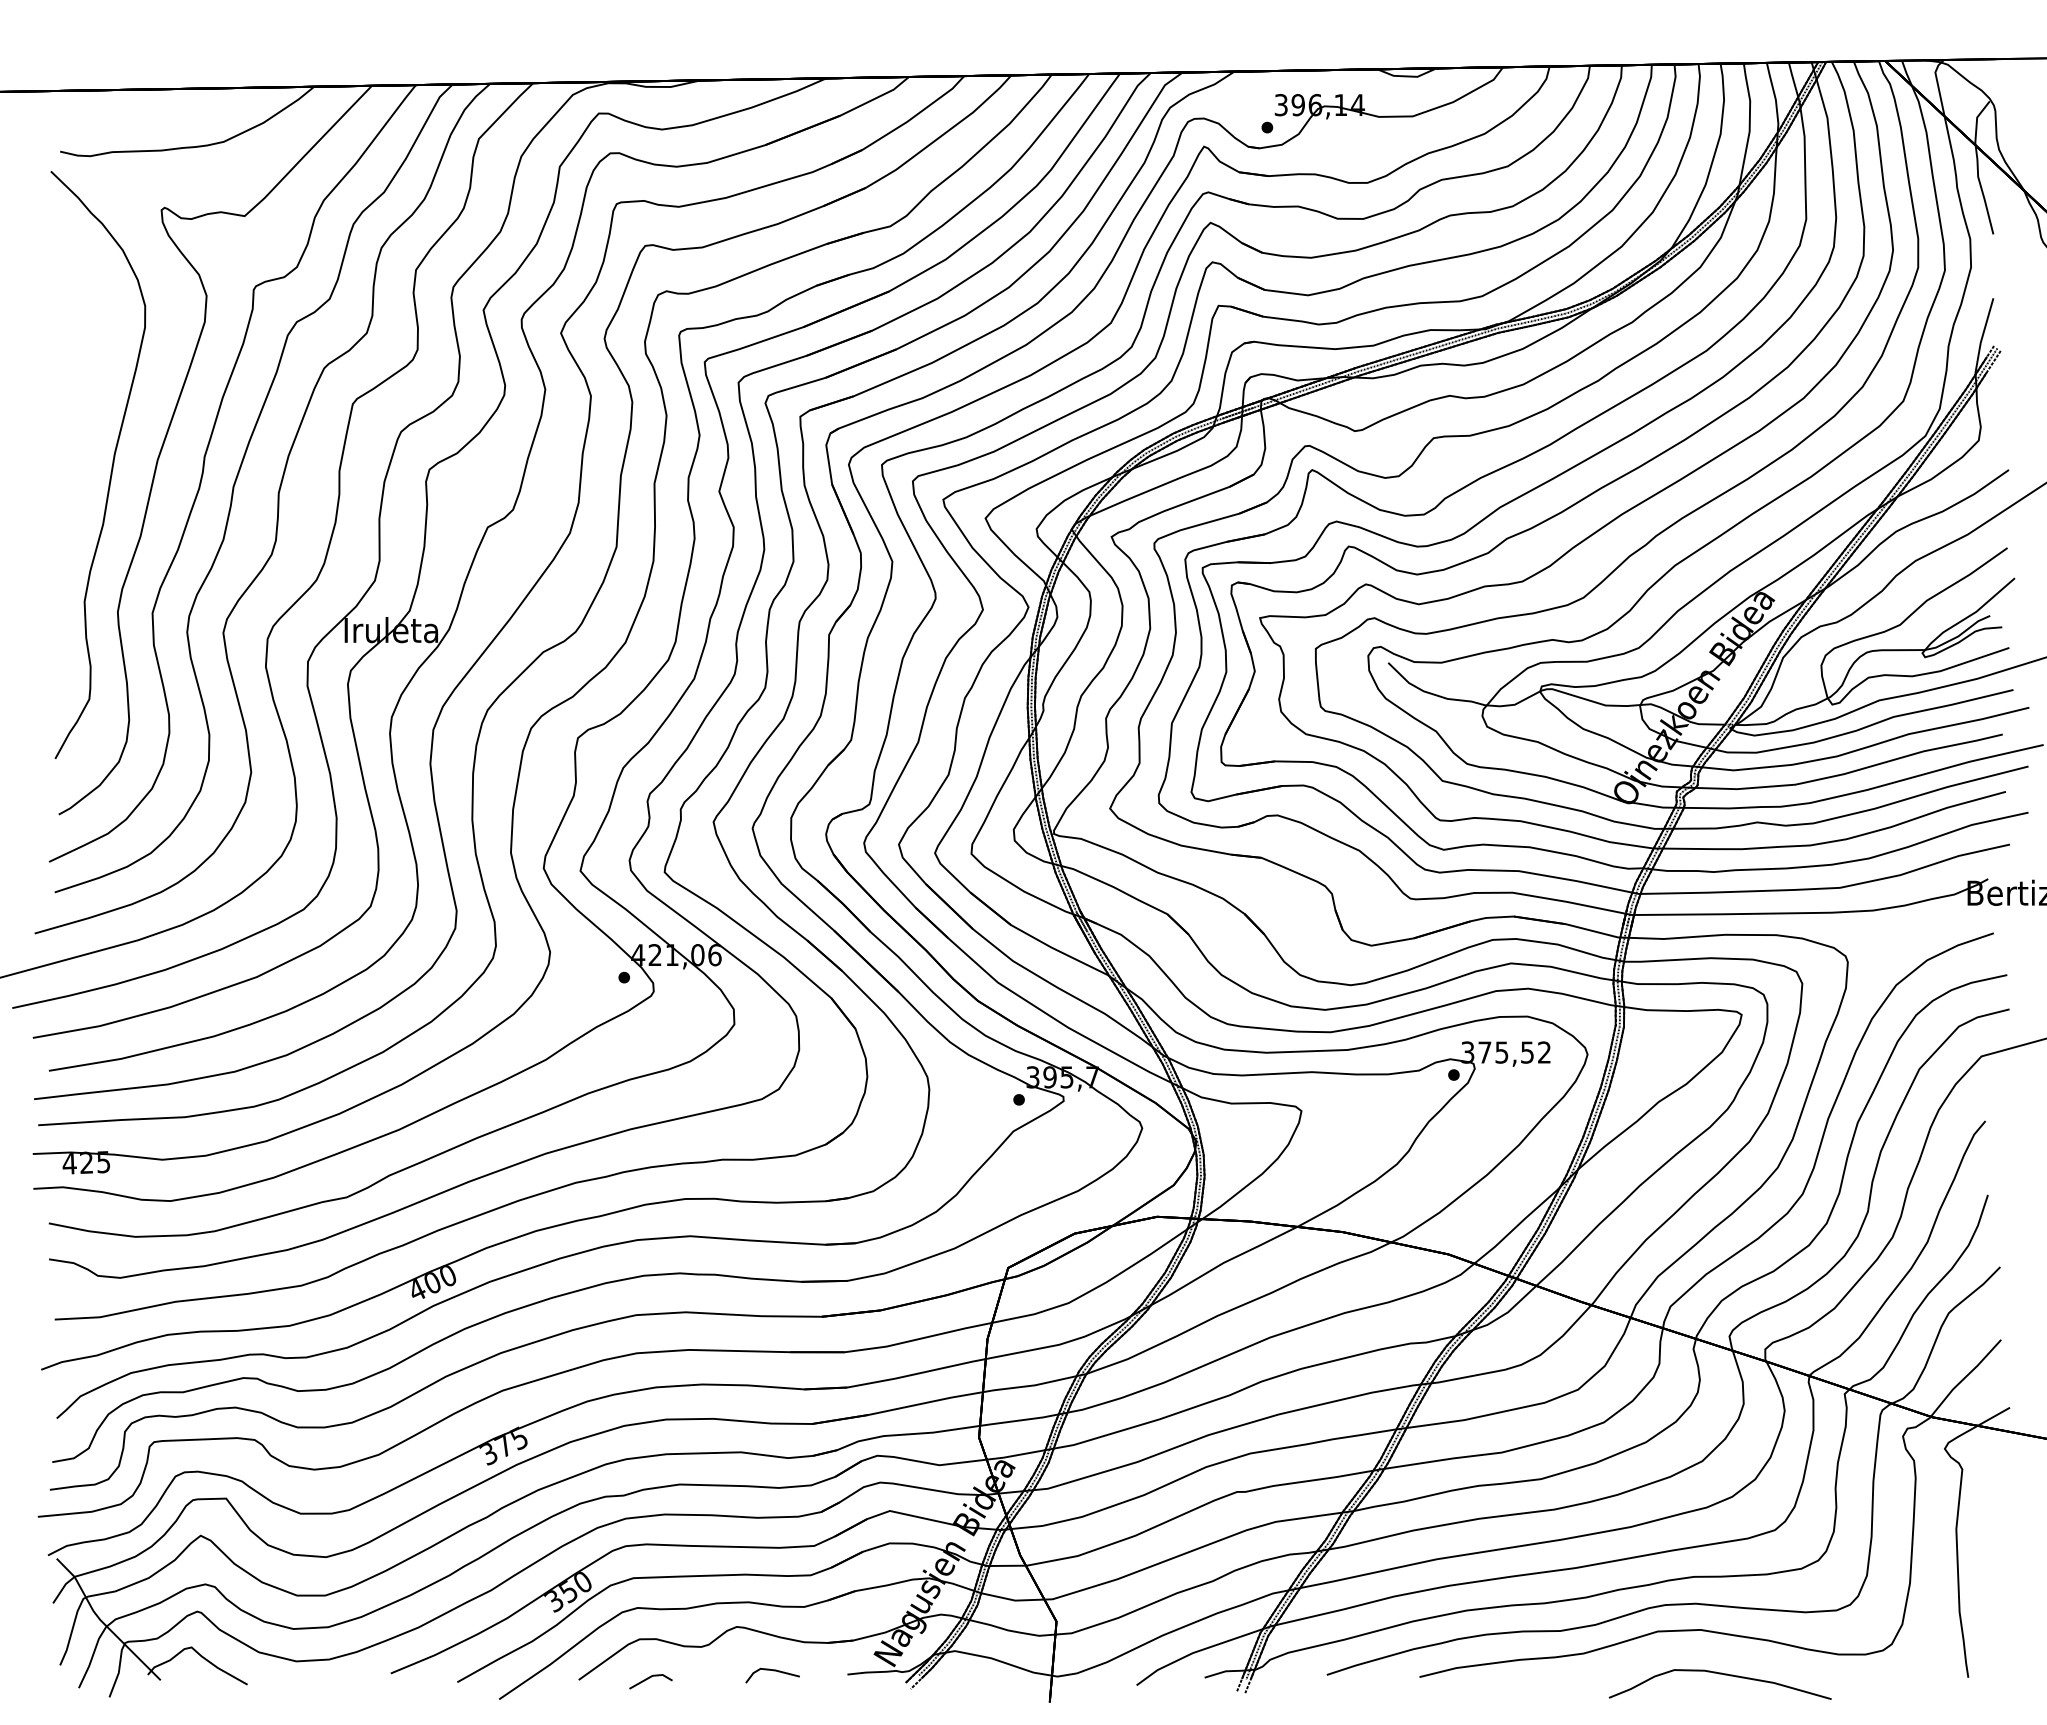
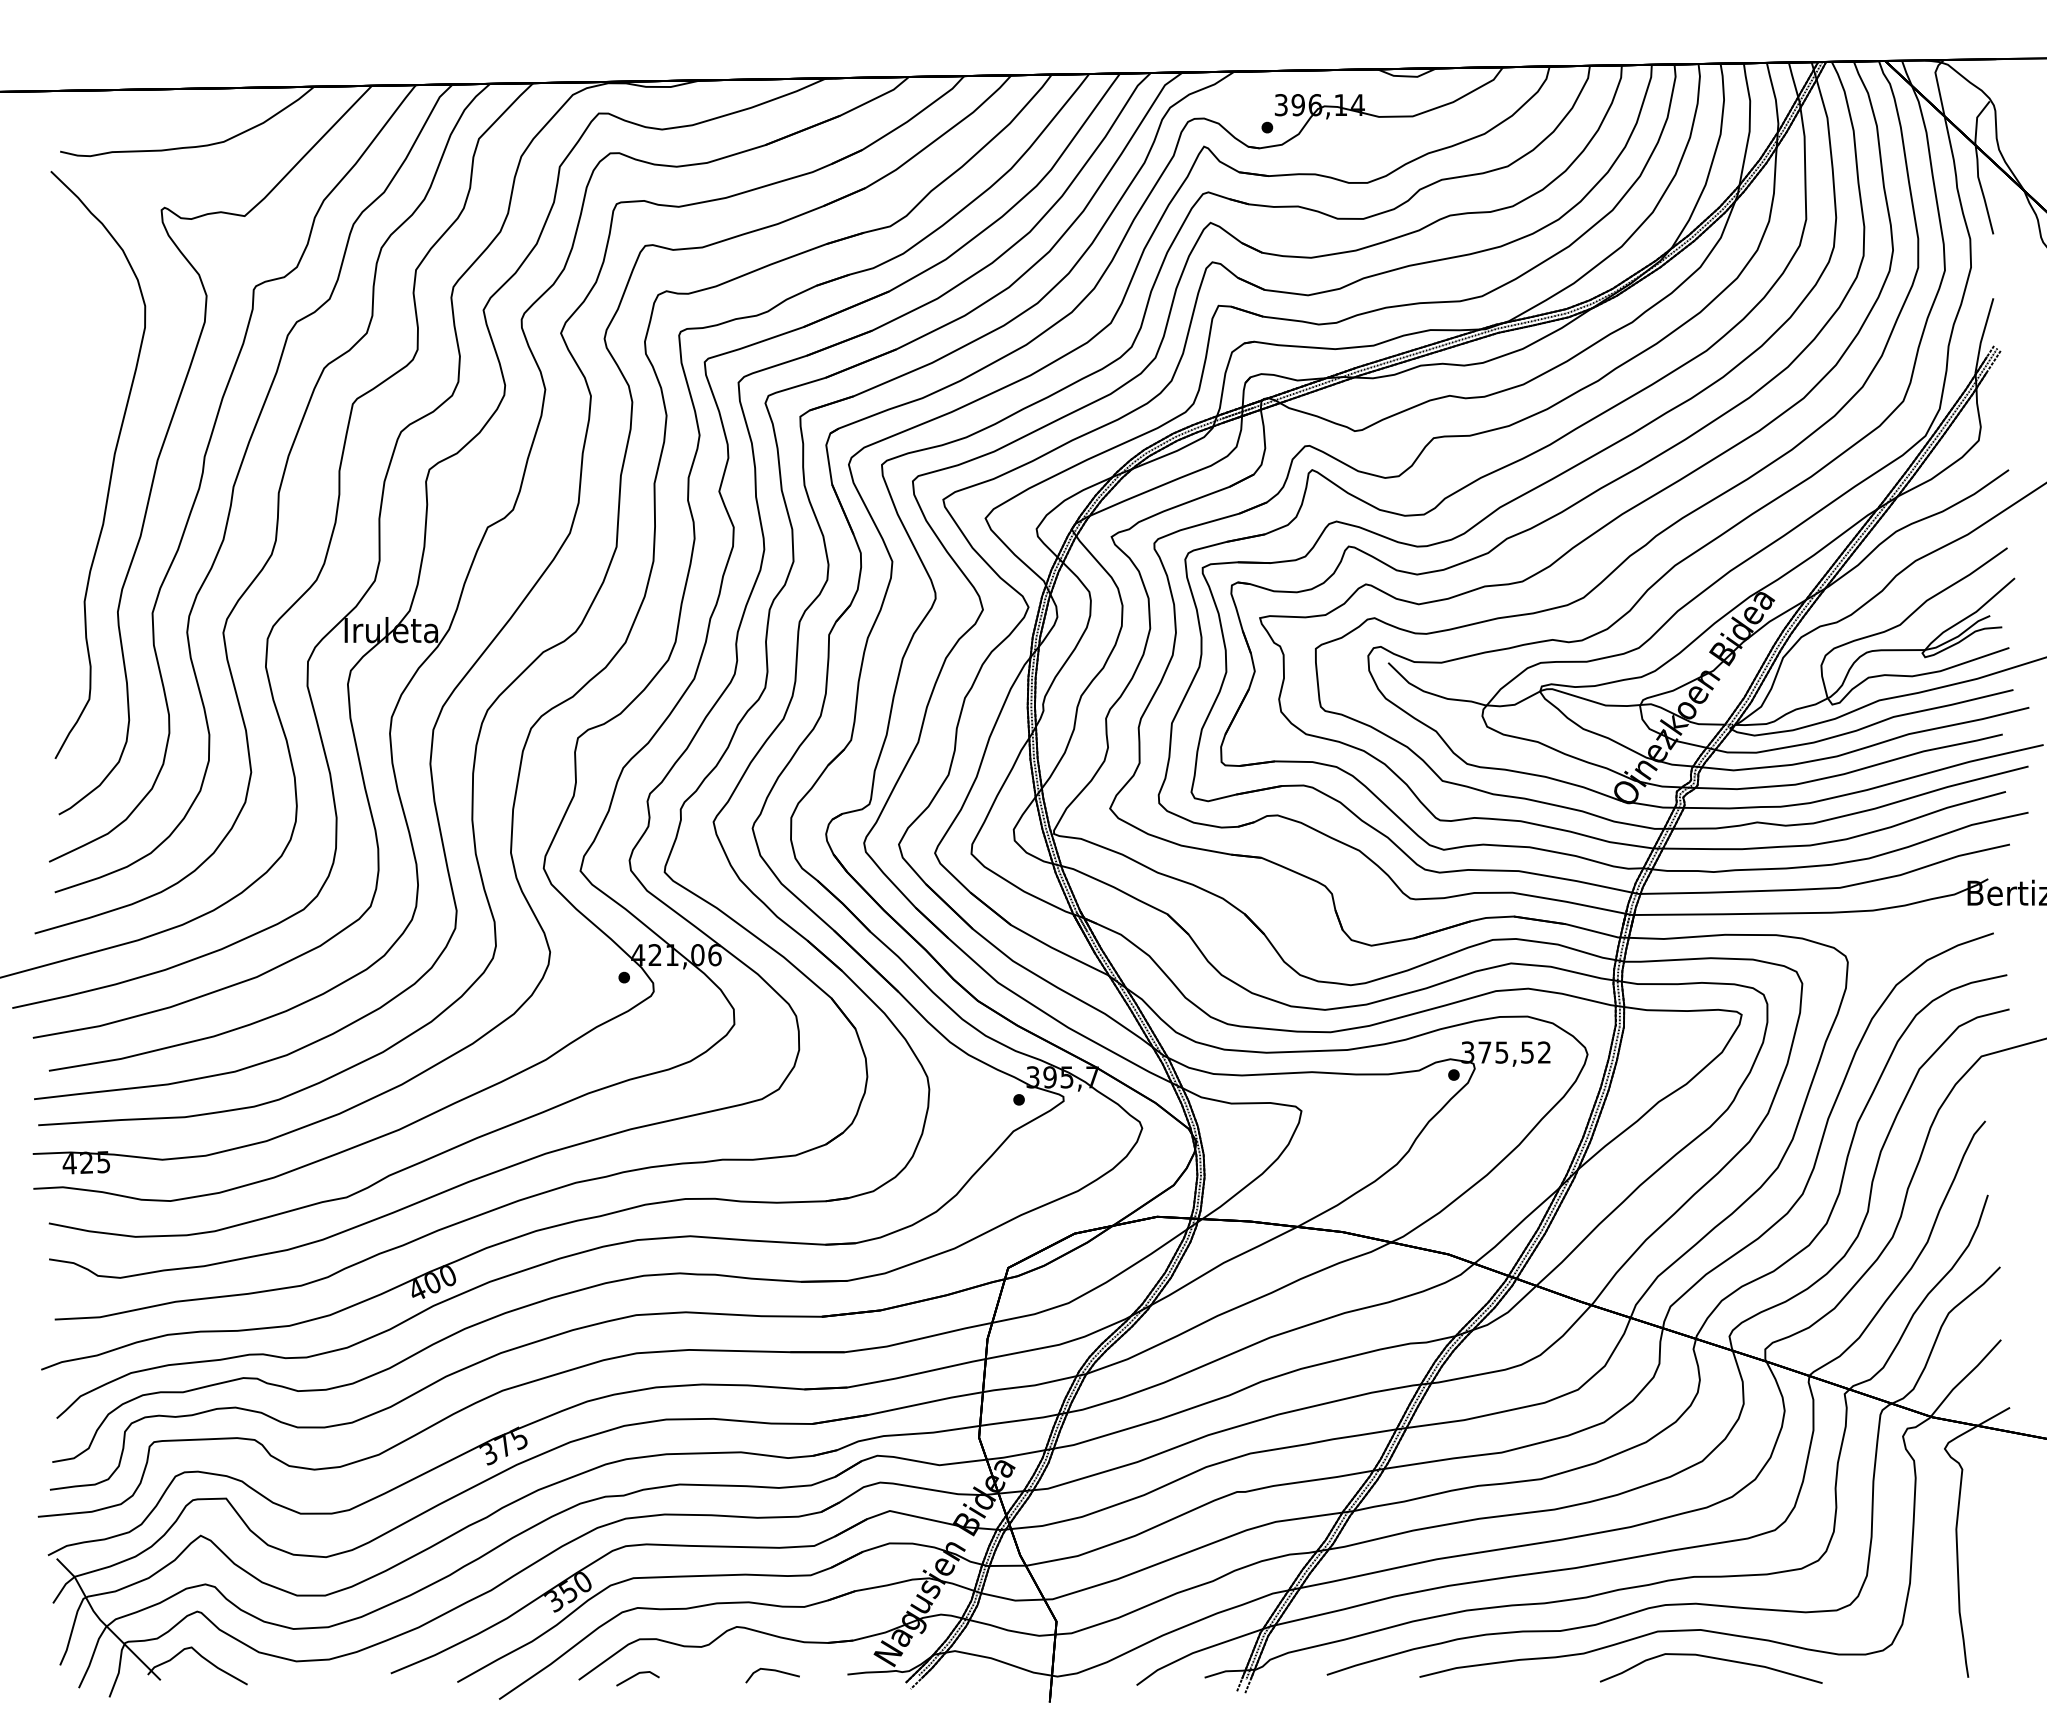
curve position: (1719, 1674) -> (1710, 1658) (1710, 1658)
line position: (648, 1679) -> (635, 1676) (635, 1676)
